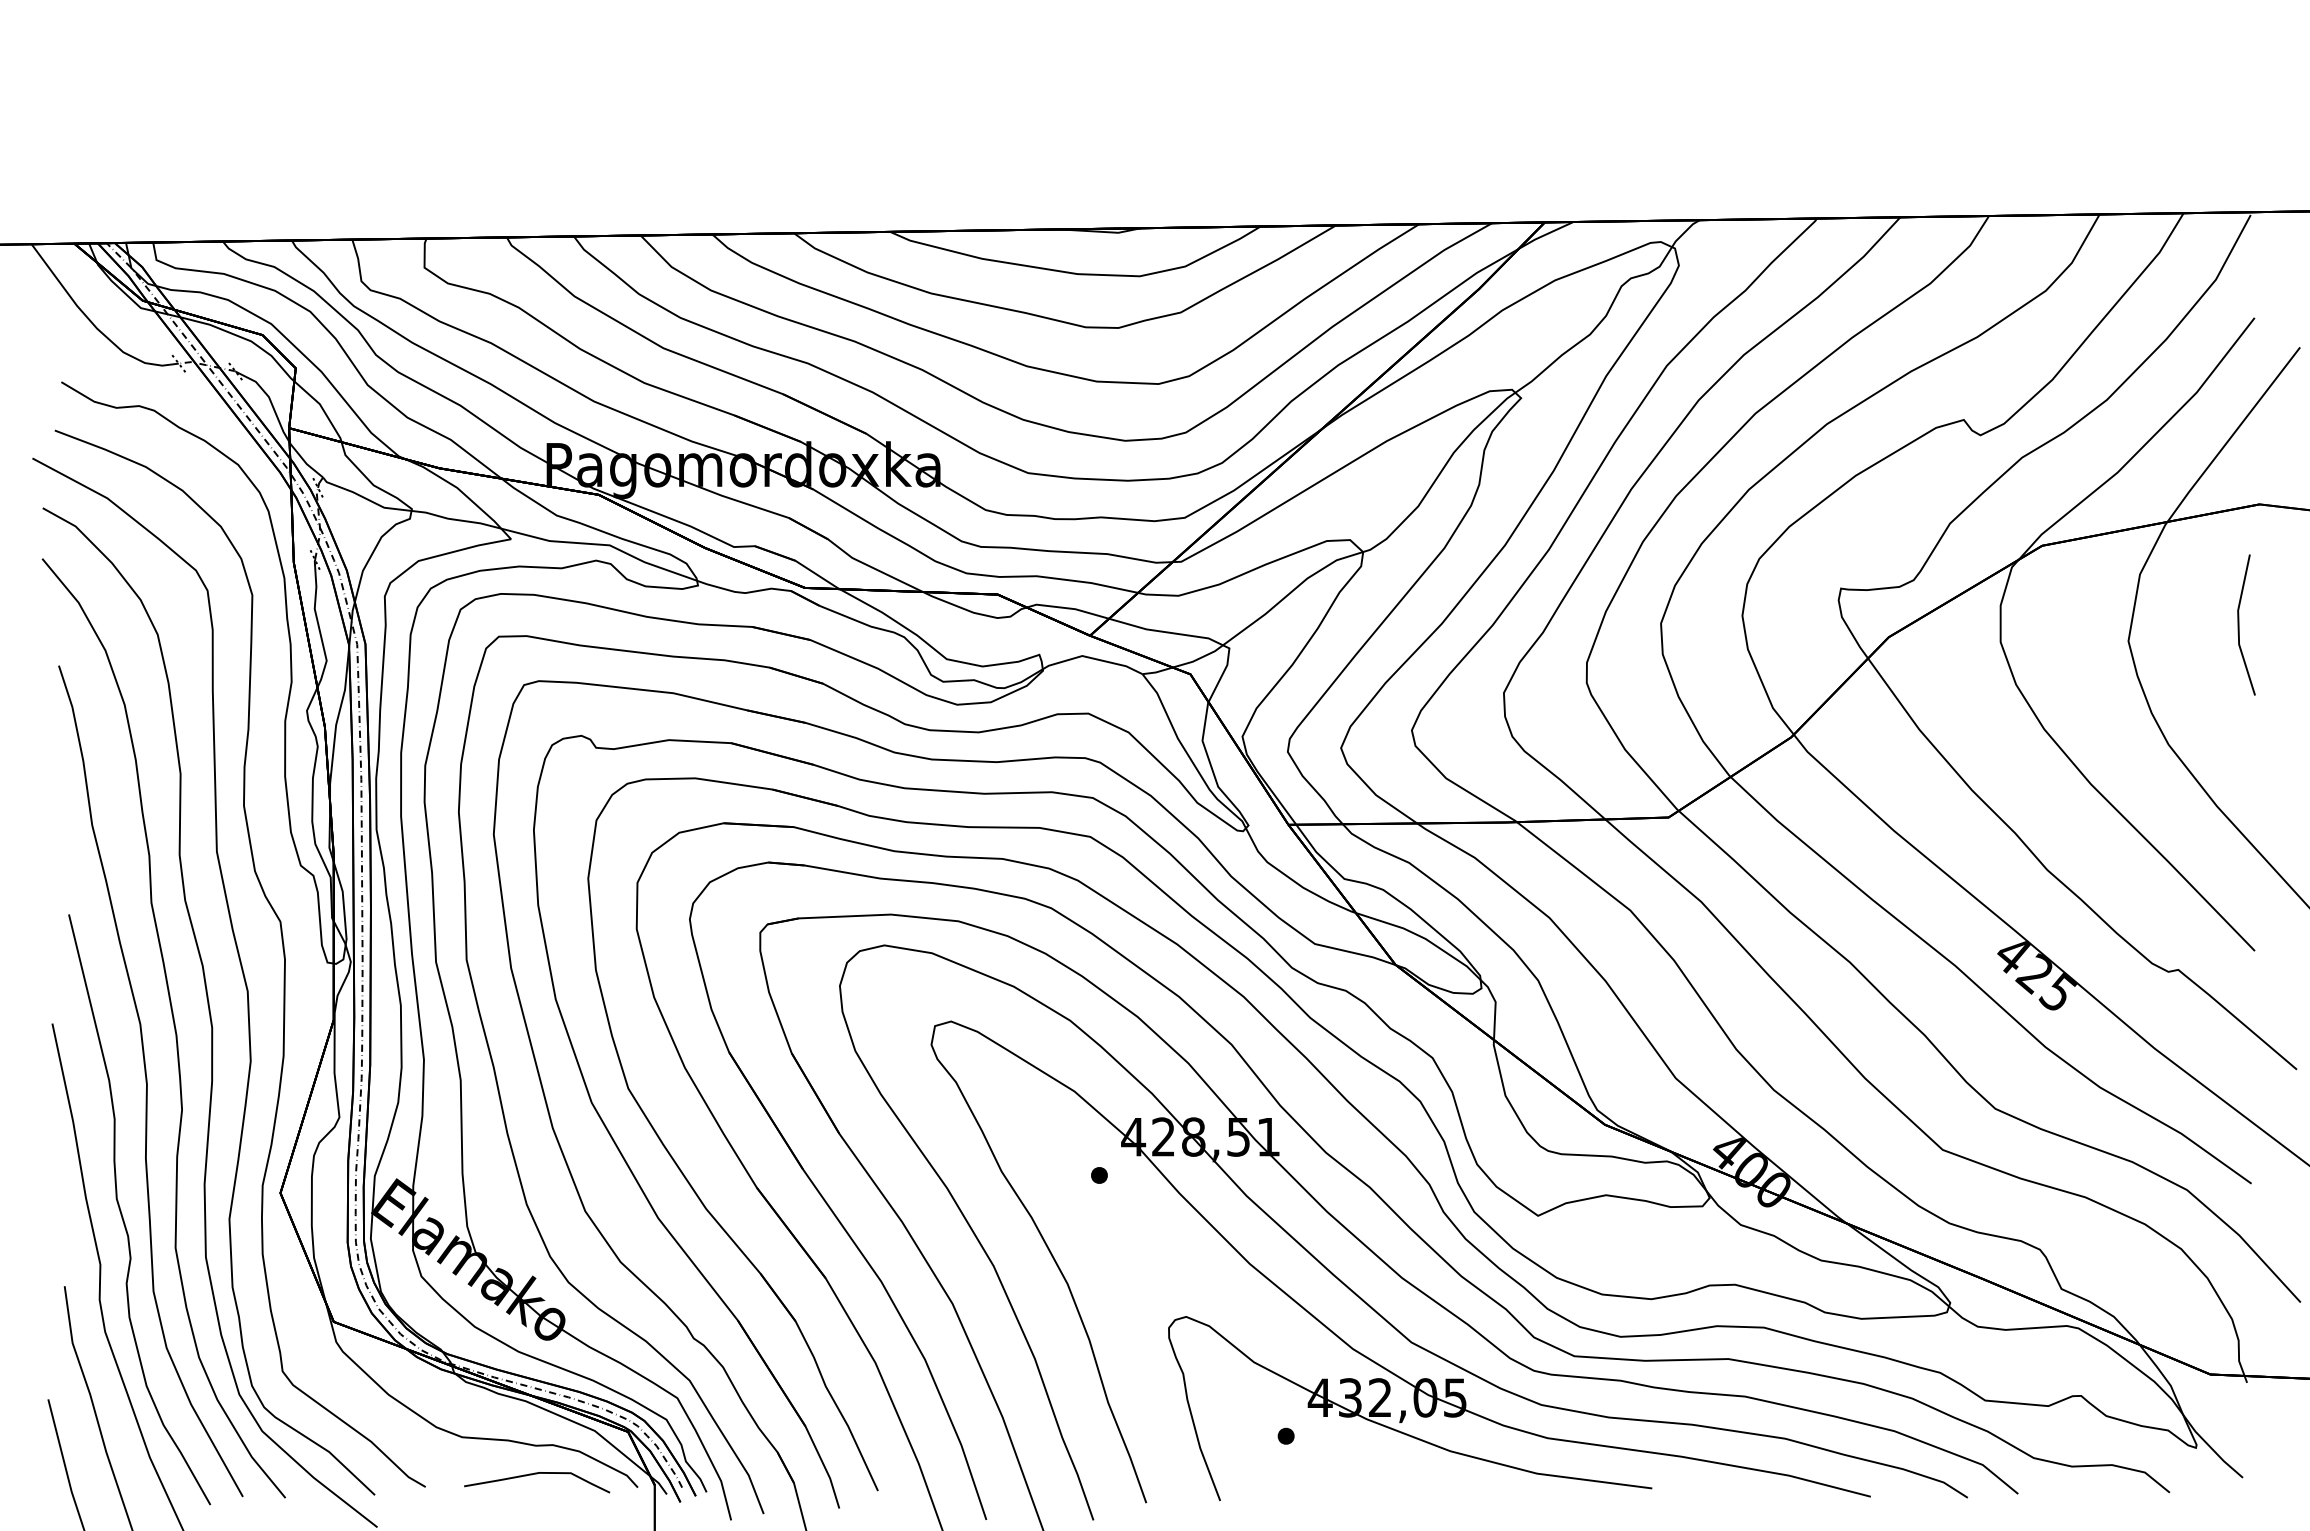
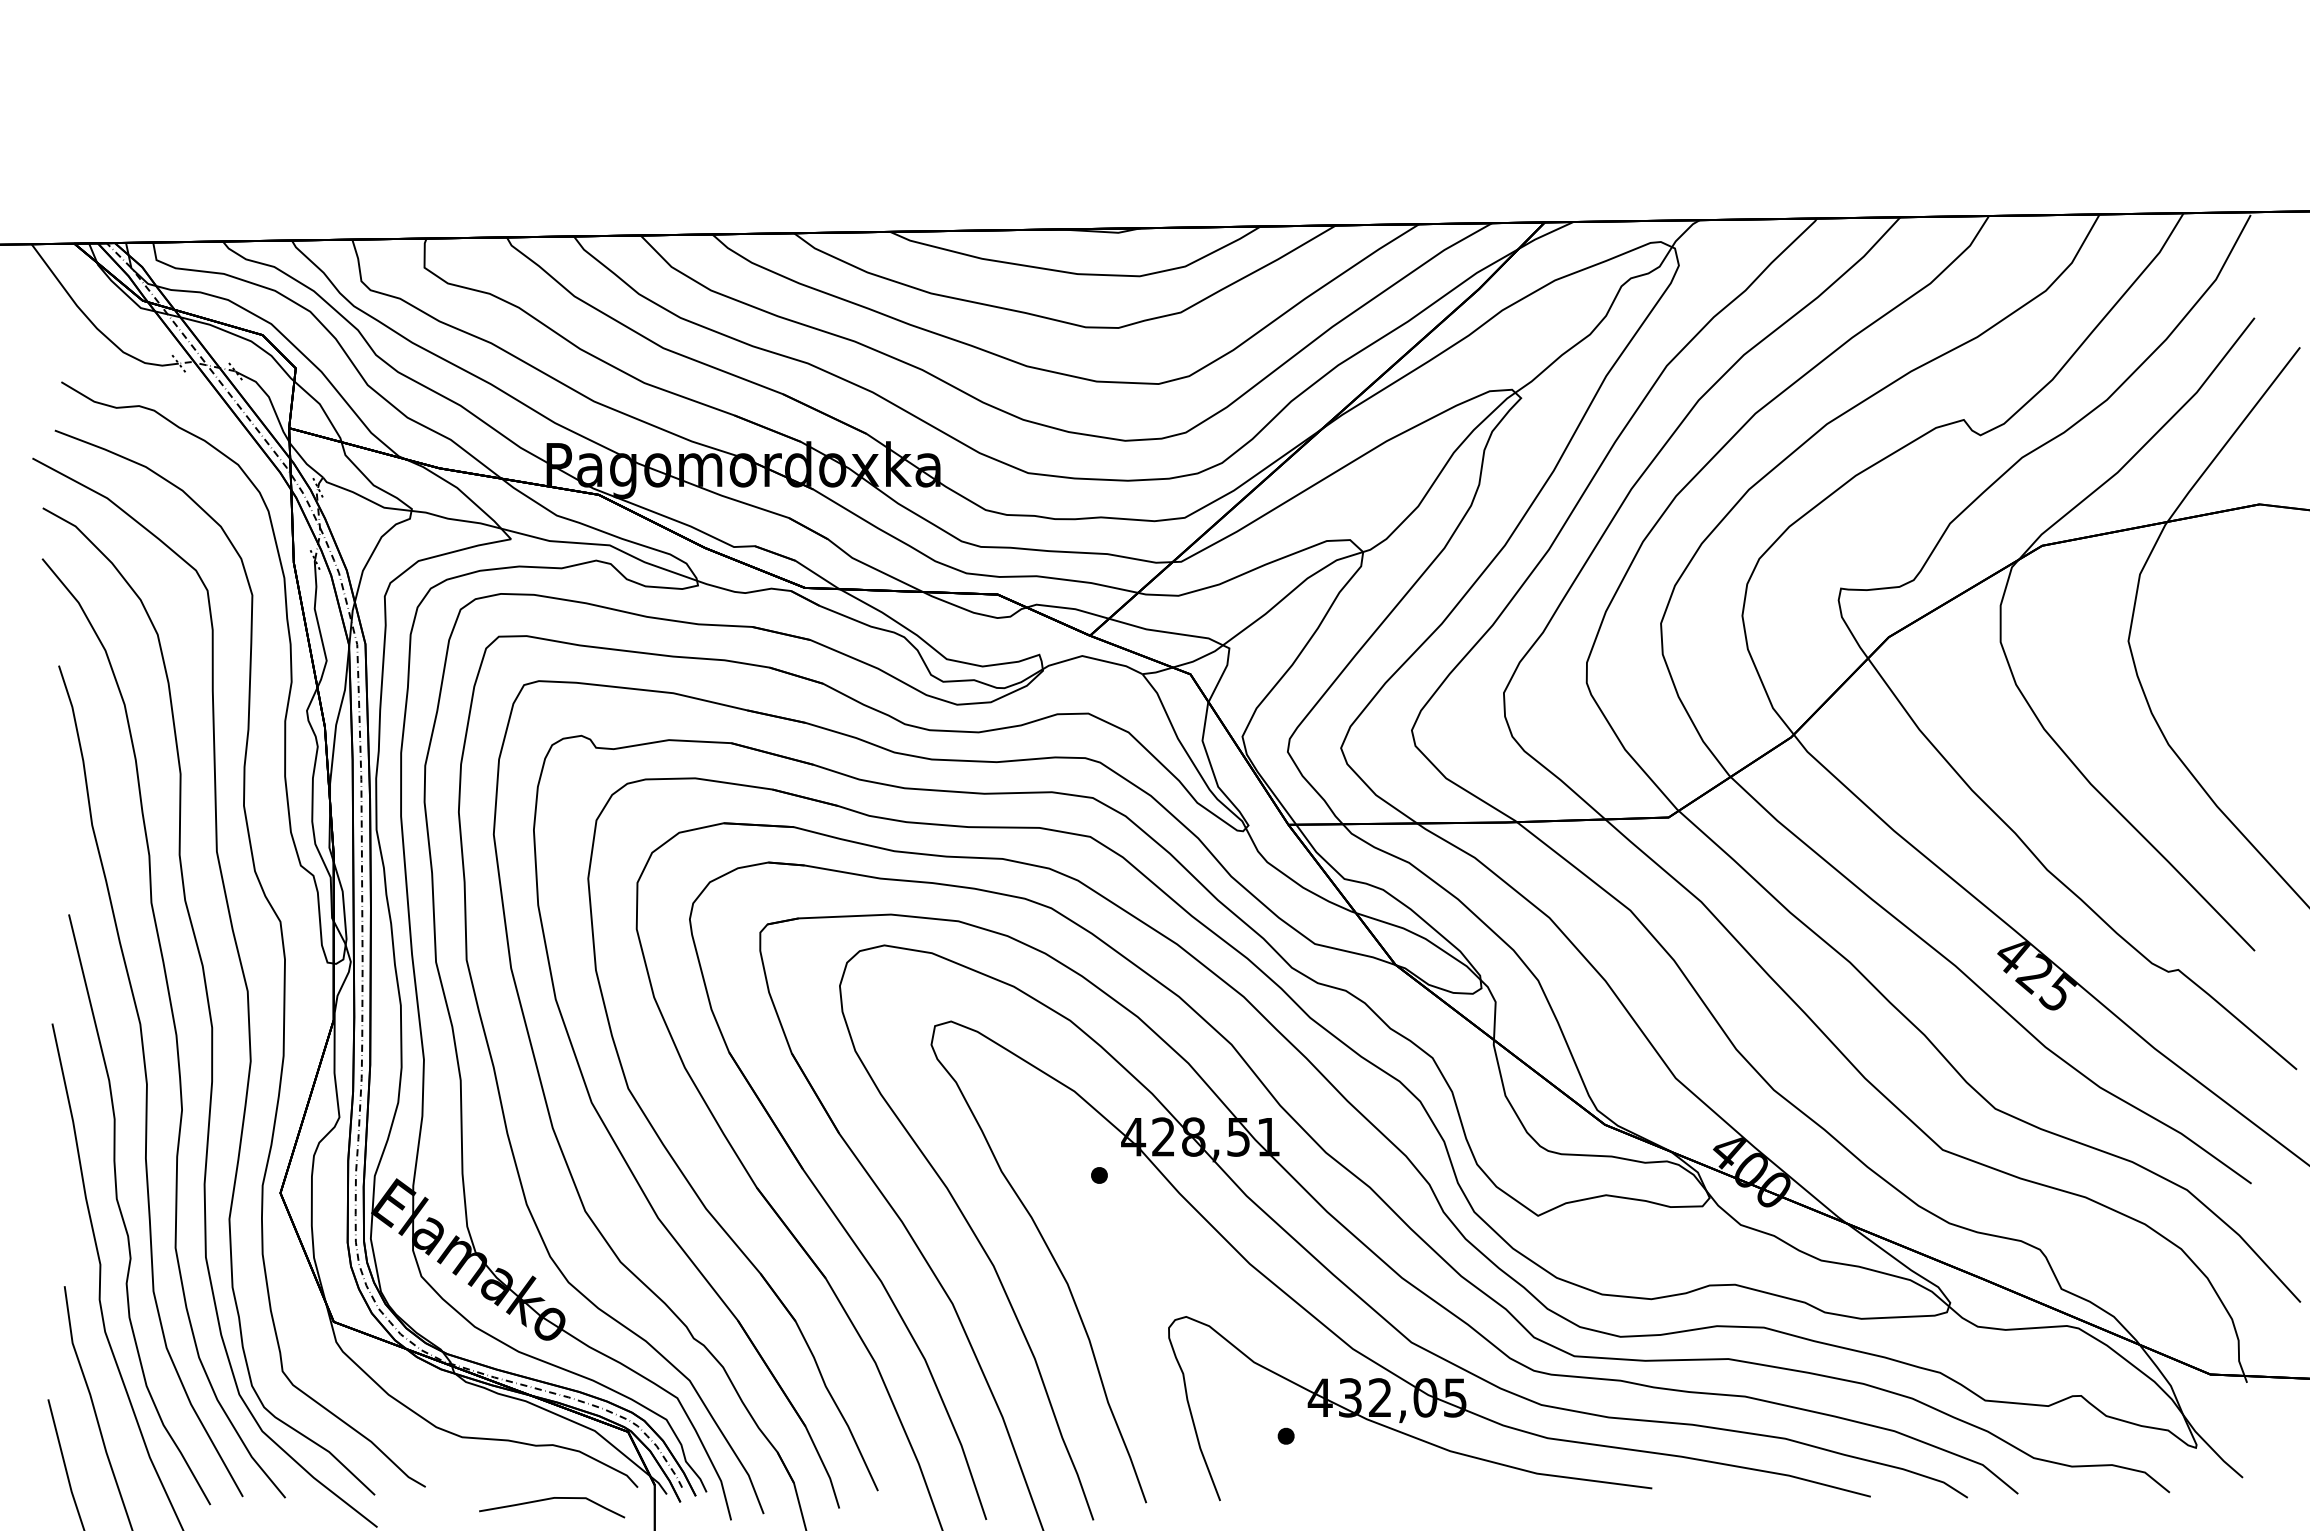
line: present -> none (2239, 624)
curve position: (537, 1474) -> (552, 1499) (552, 1499)
